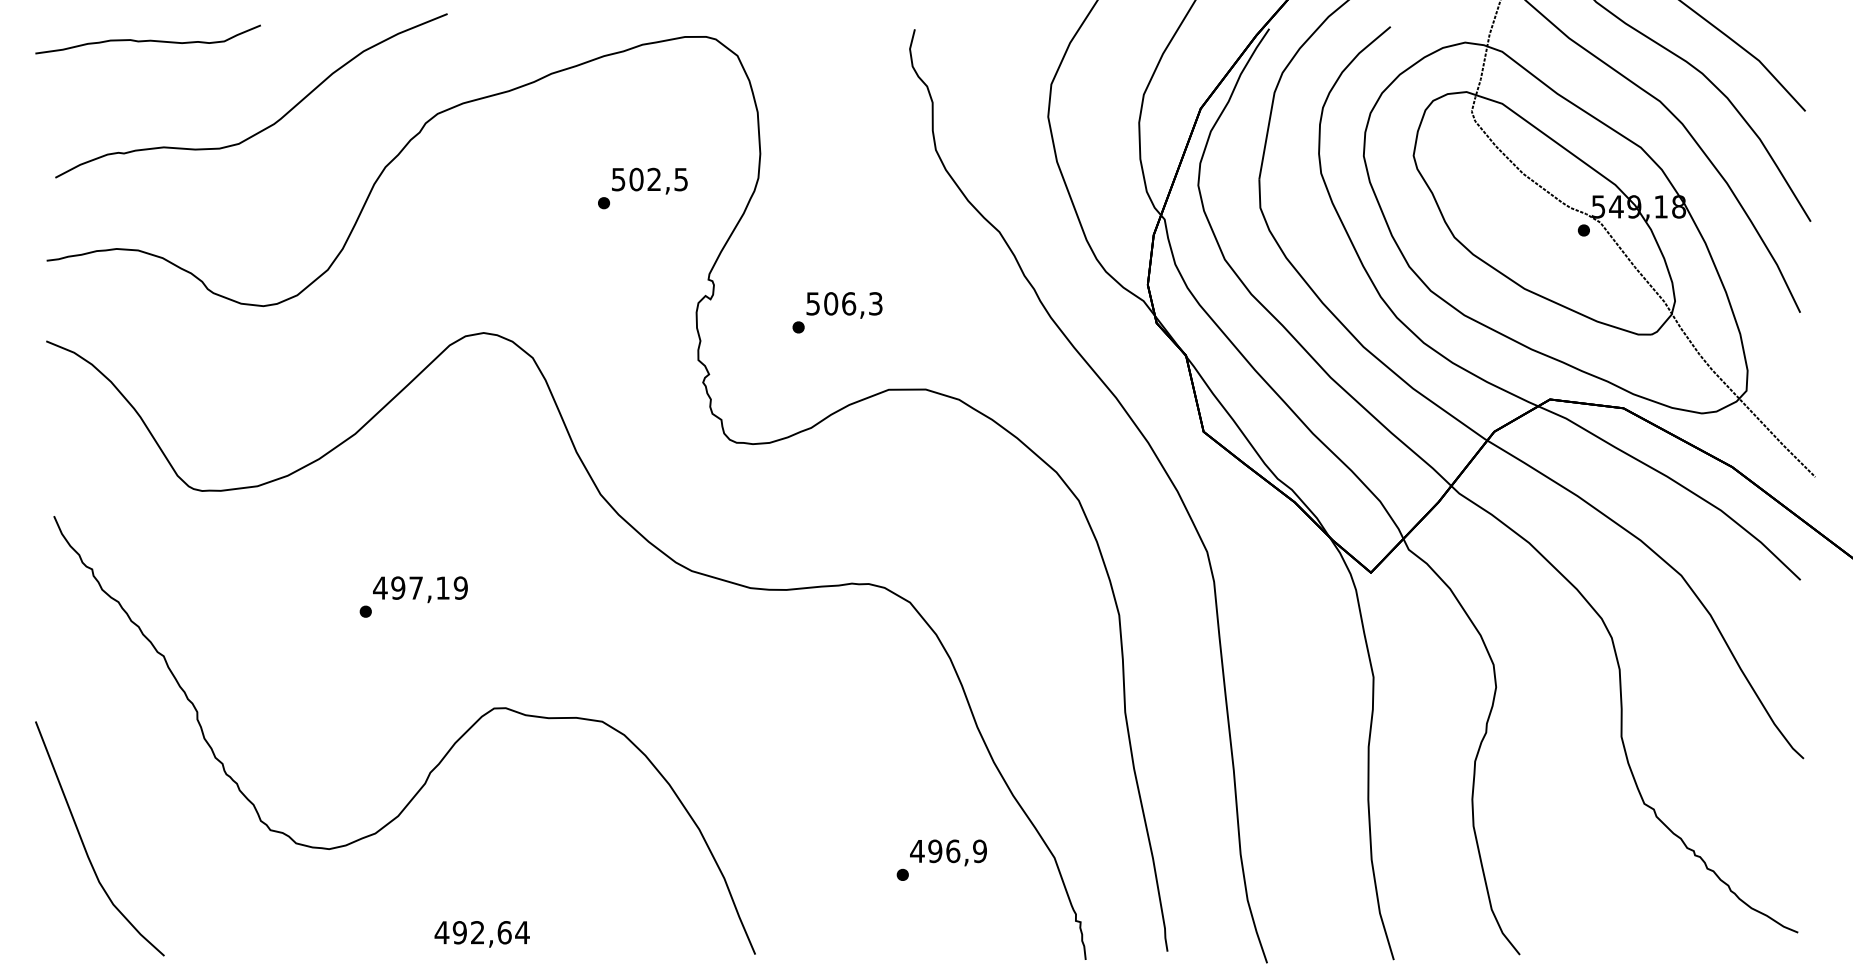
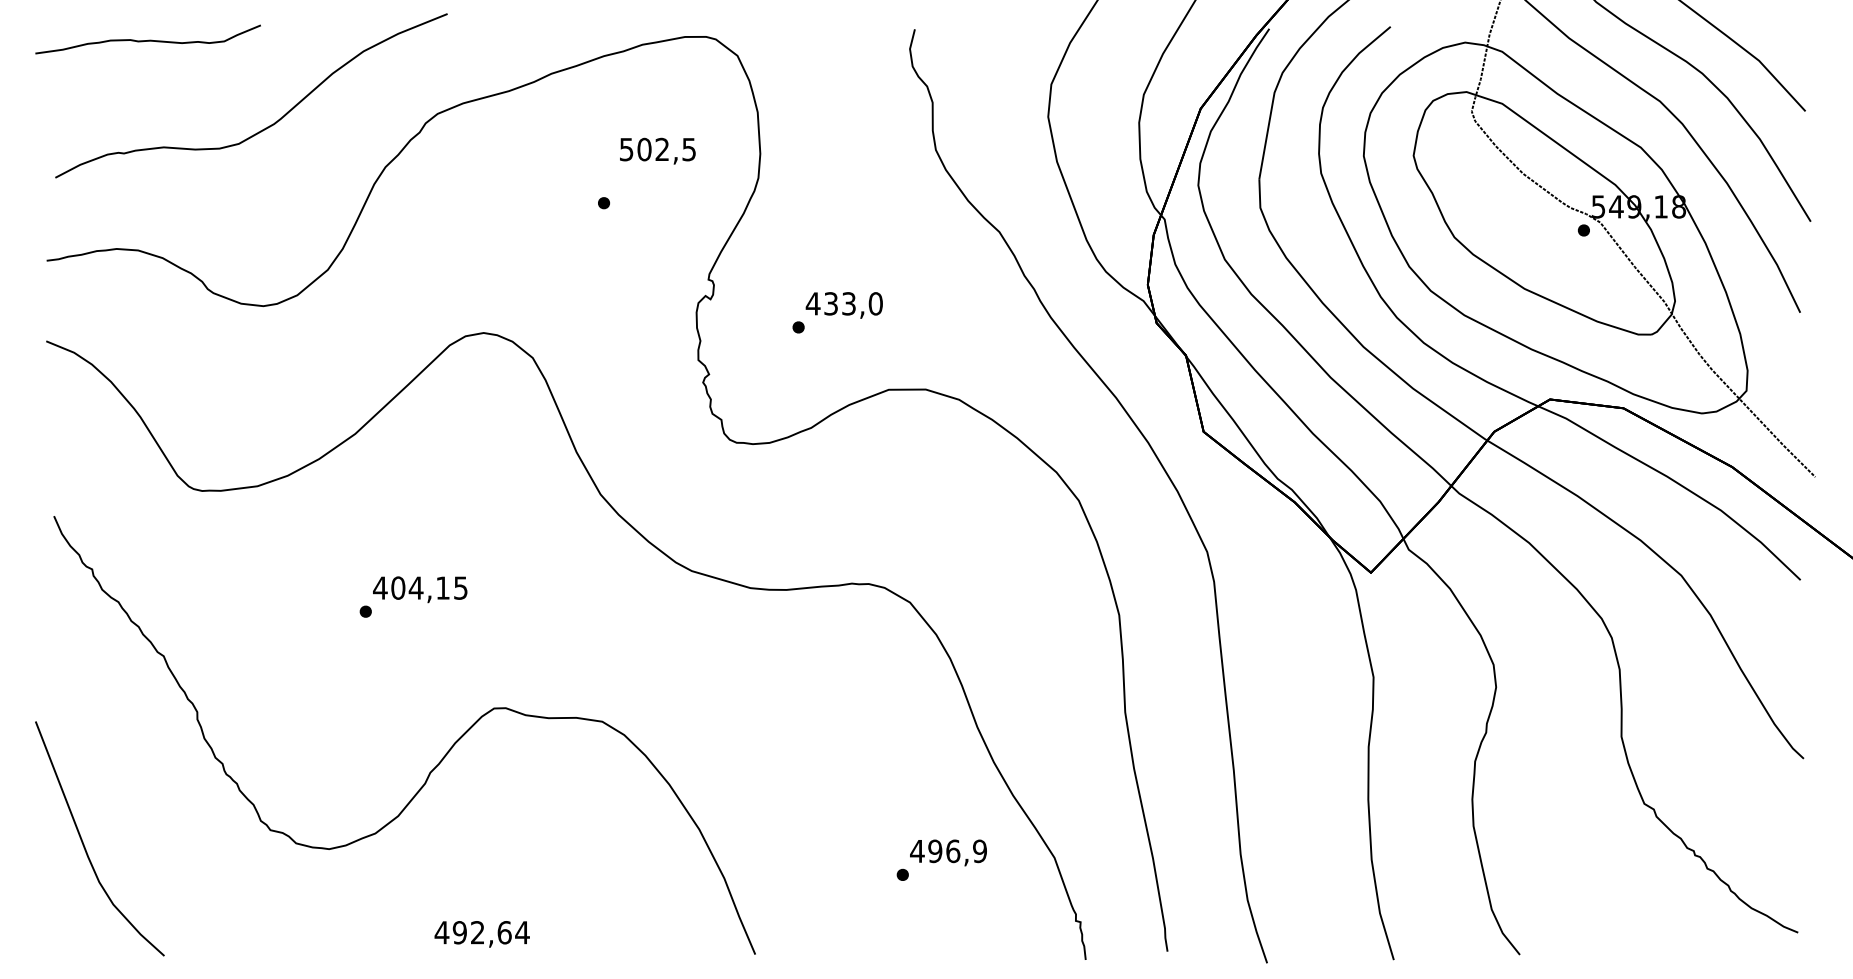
text position: (649, 180) -> (657, 150) (657, 150)
text: 506,3 -> 433,0 (843, 303)
text: 497,19 -> 404,15 (429, 587)
